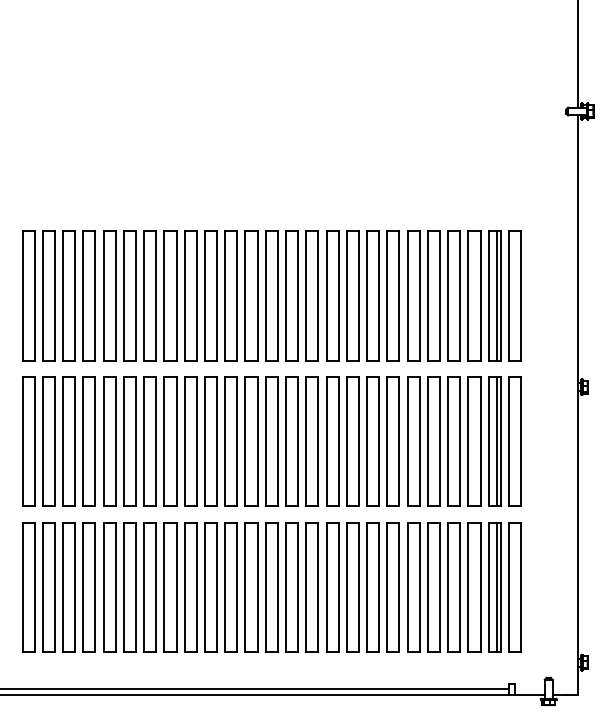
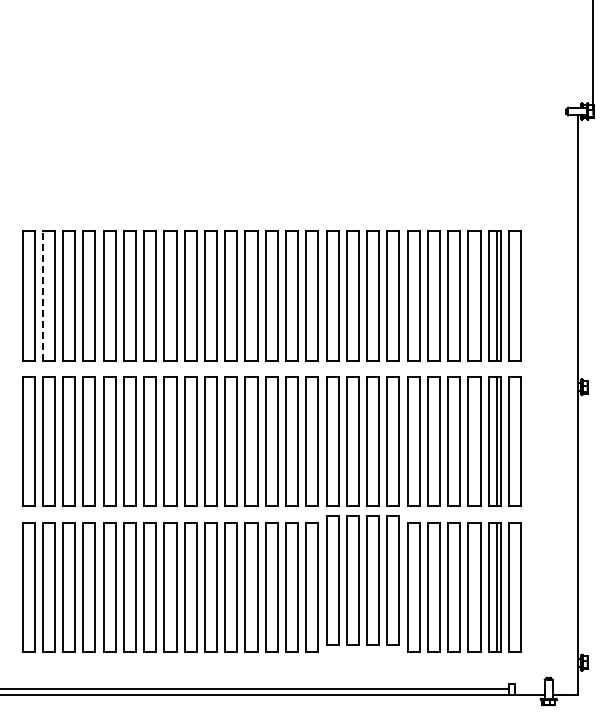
line position: (577, 54) -> (592, 54) (592, 54)
line: solid -> dashed (42, 295)
part position: (362, 587) -> (362, 580) (362, 580)
